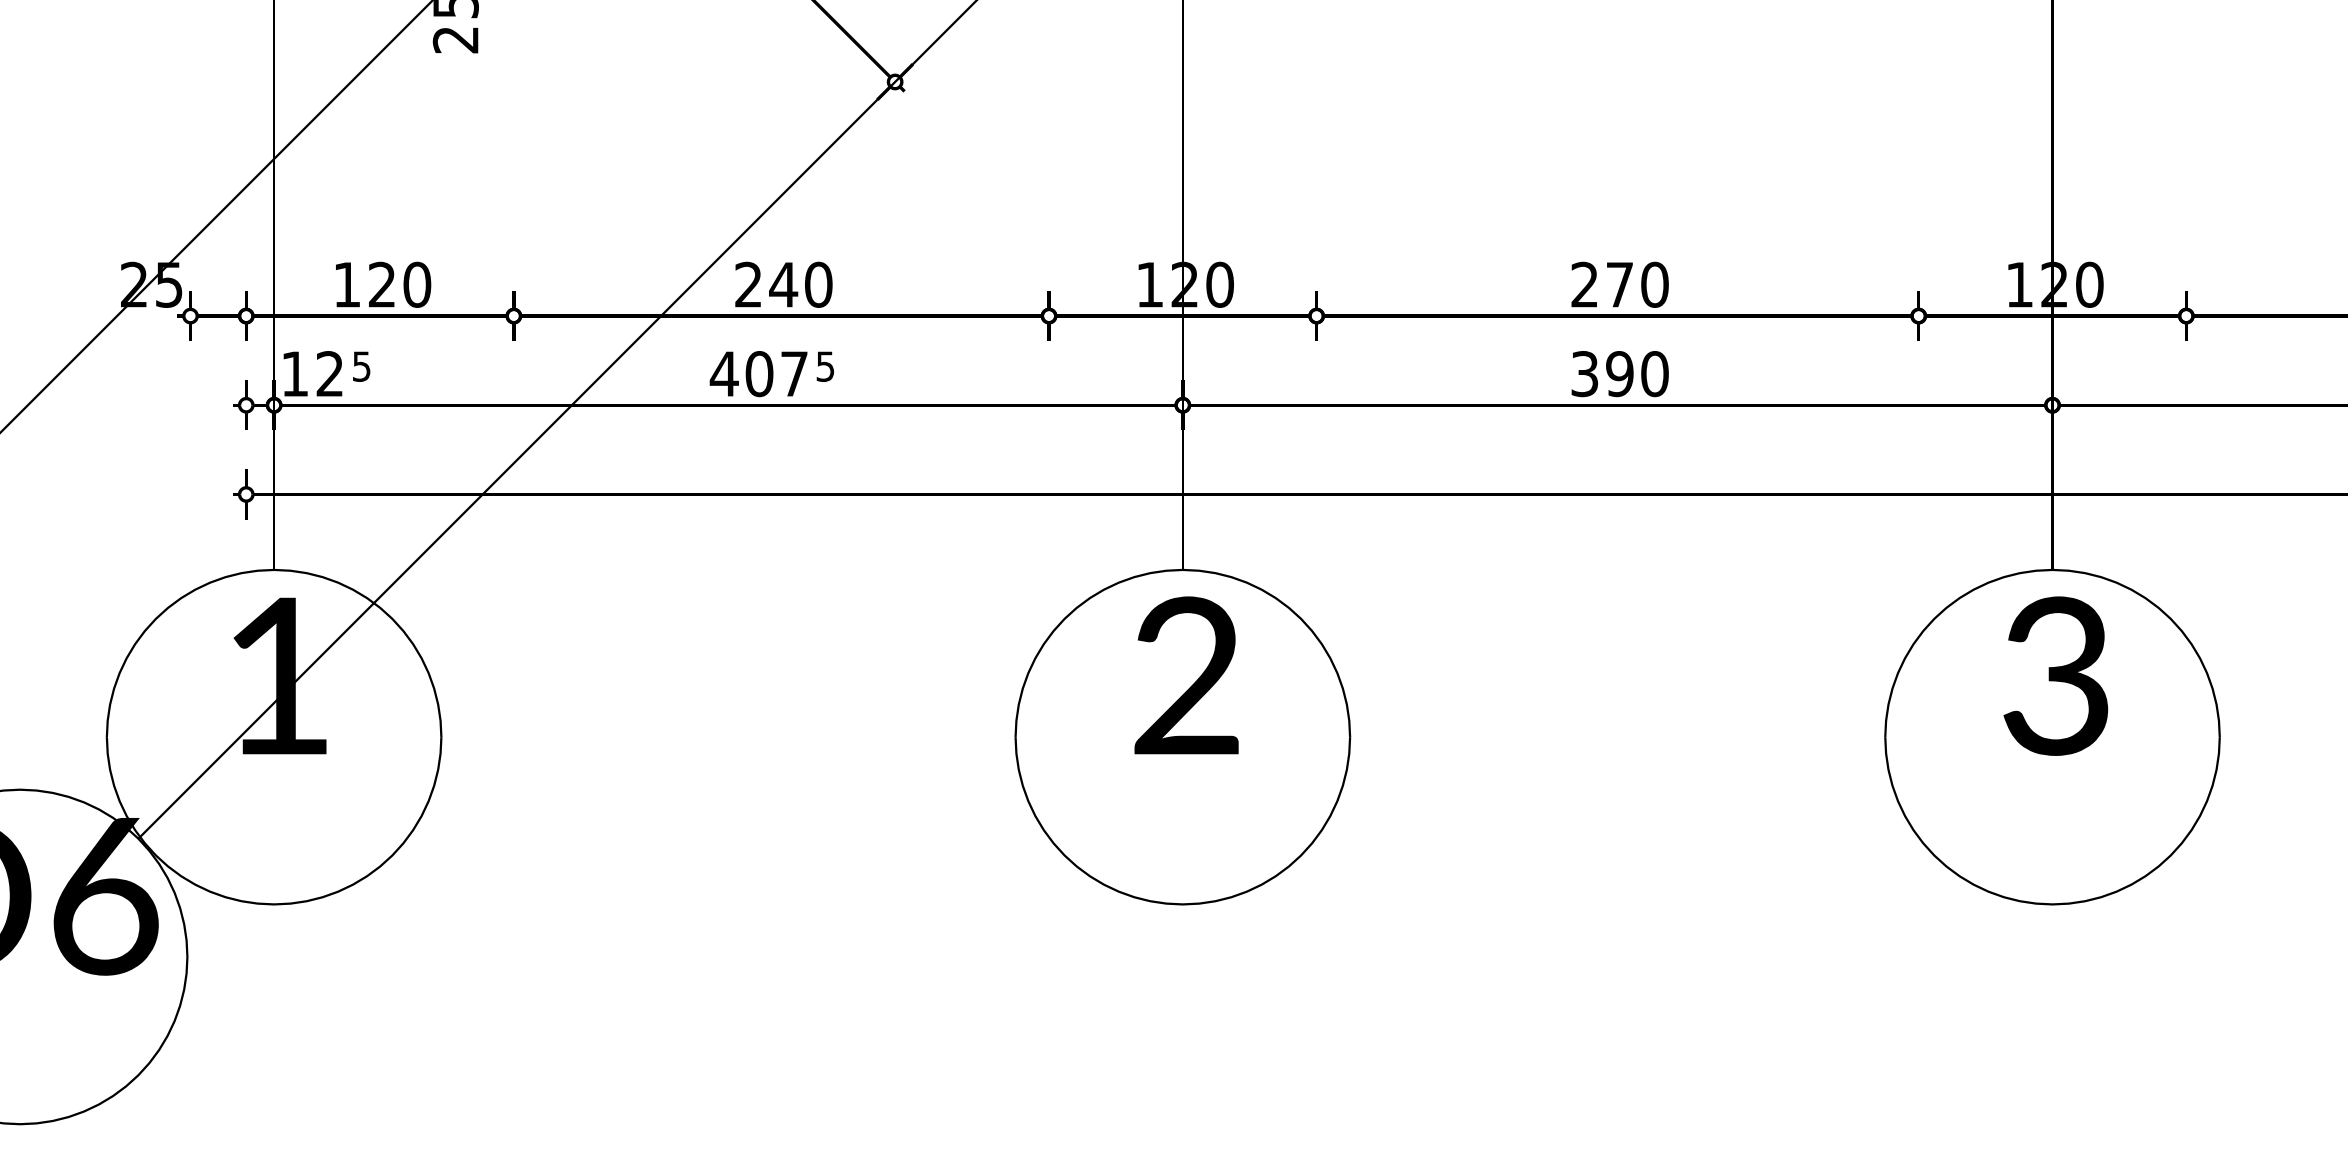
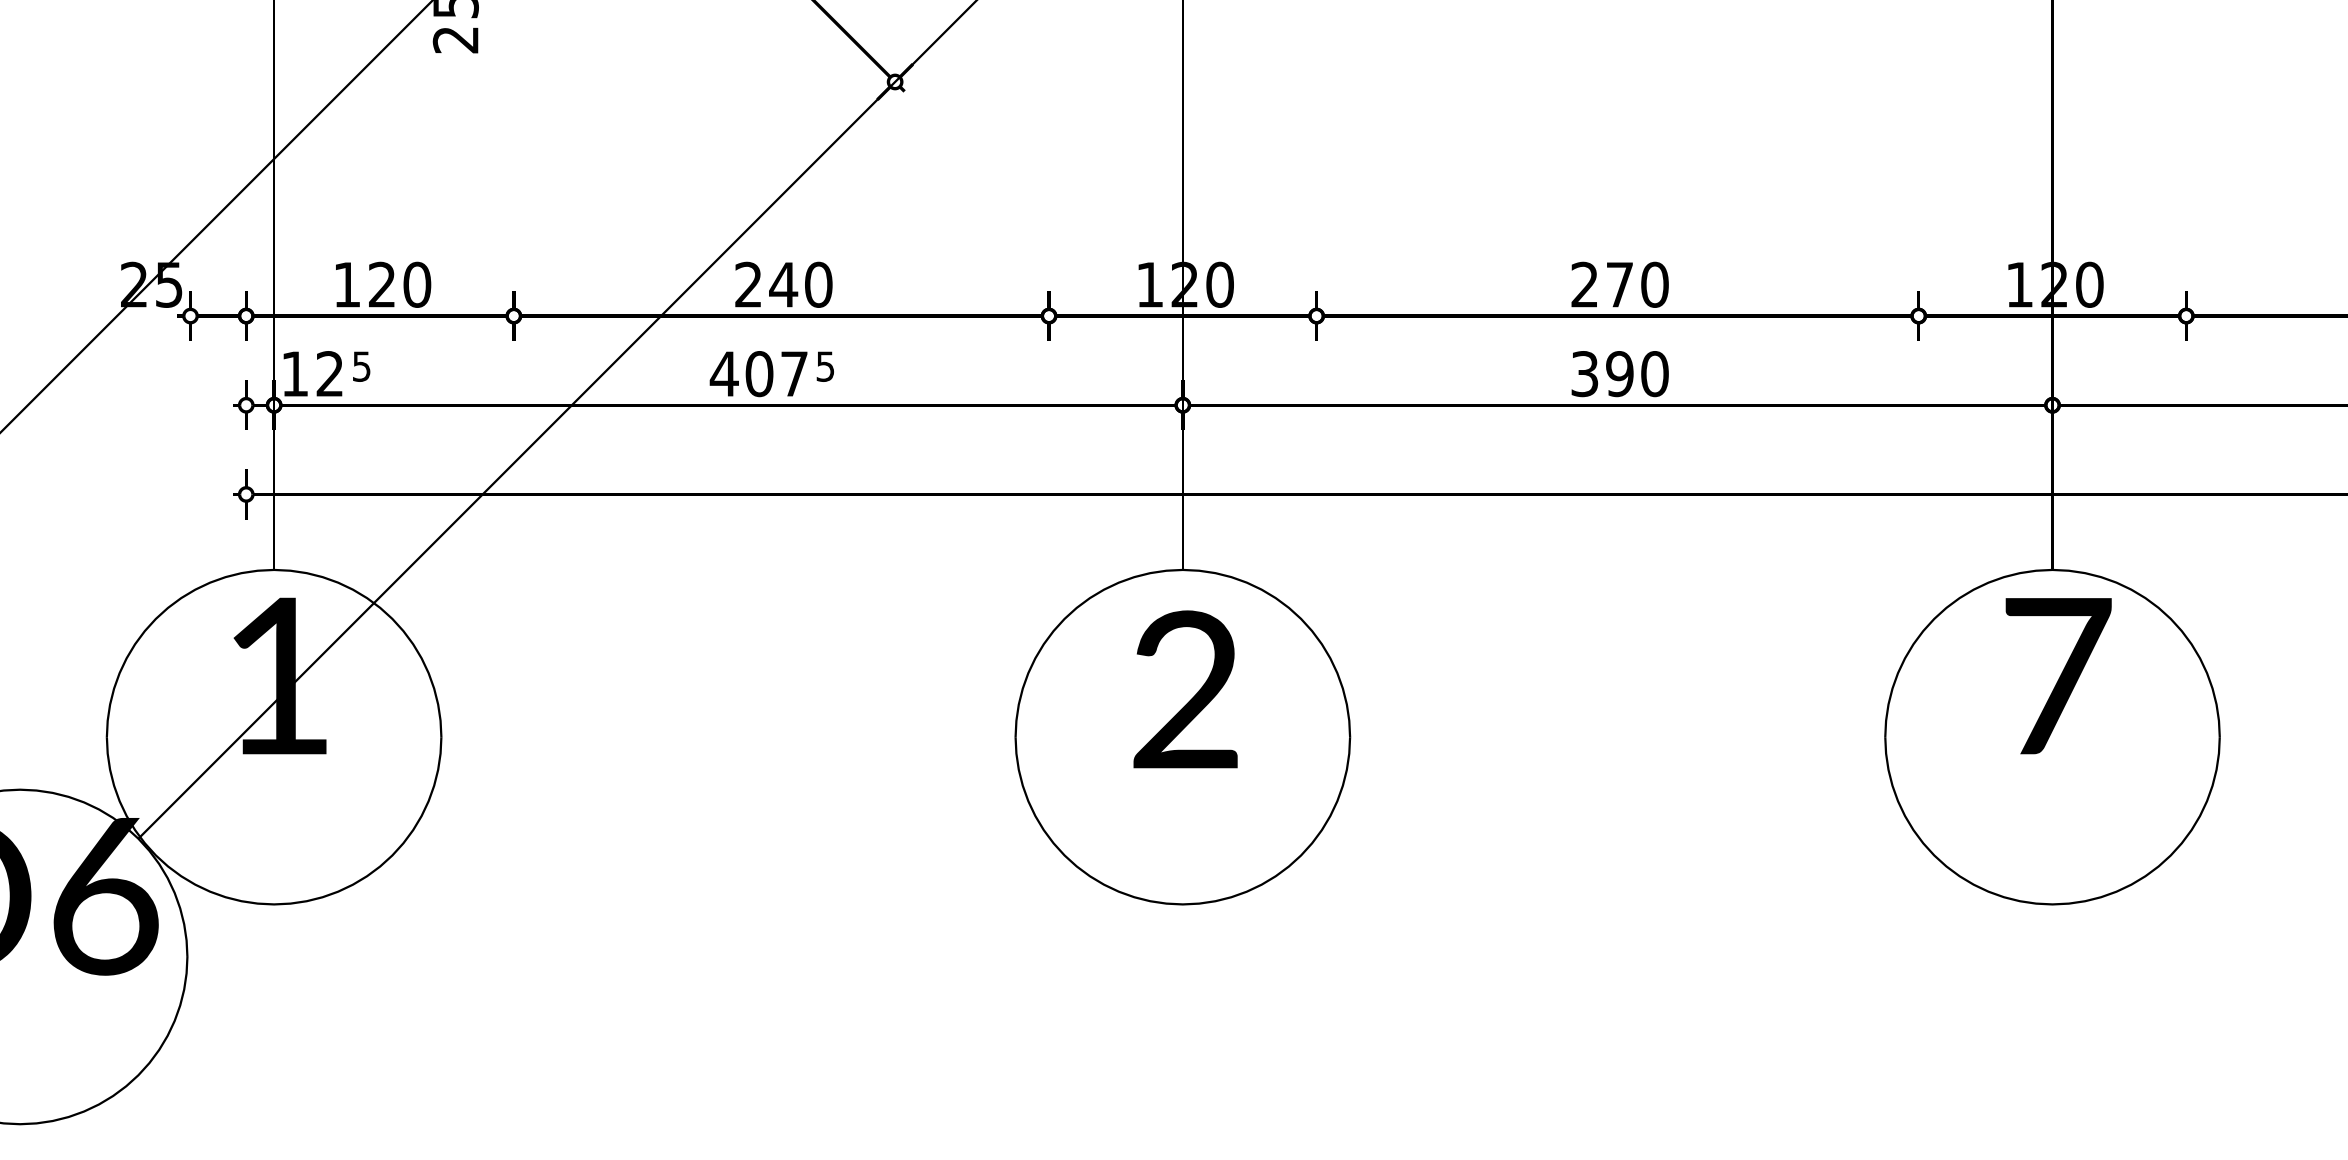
text position: (1186, 675) -> (1185, 689) (1185, 689)
text: 3 -> 7 (2057, 675)
